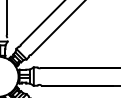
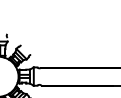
line: present -> none (7, 17)
line: present -> none (41, 23)
line: present -> none (57, 28)
